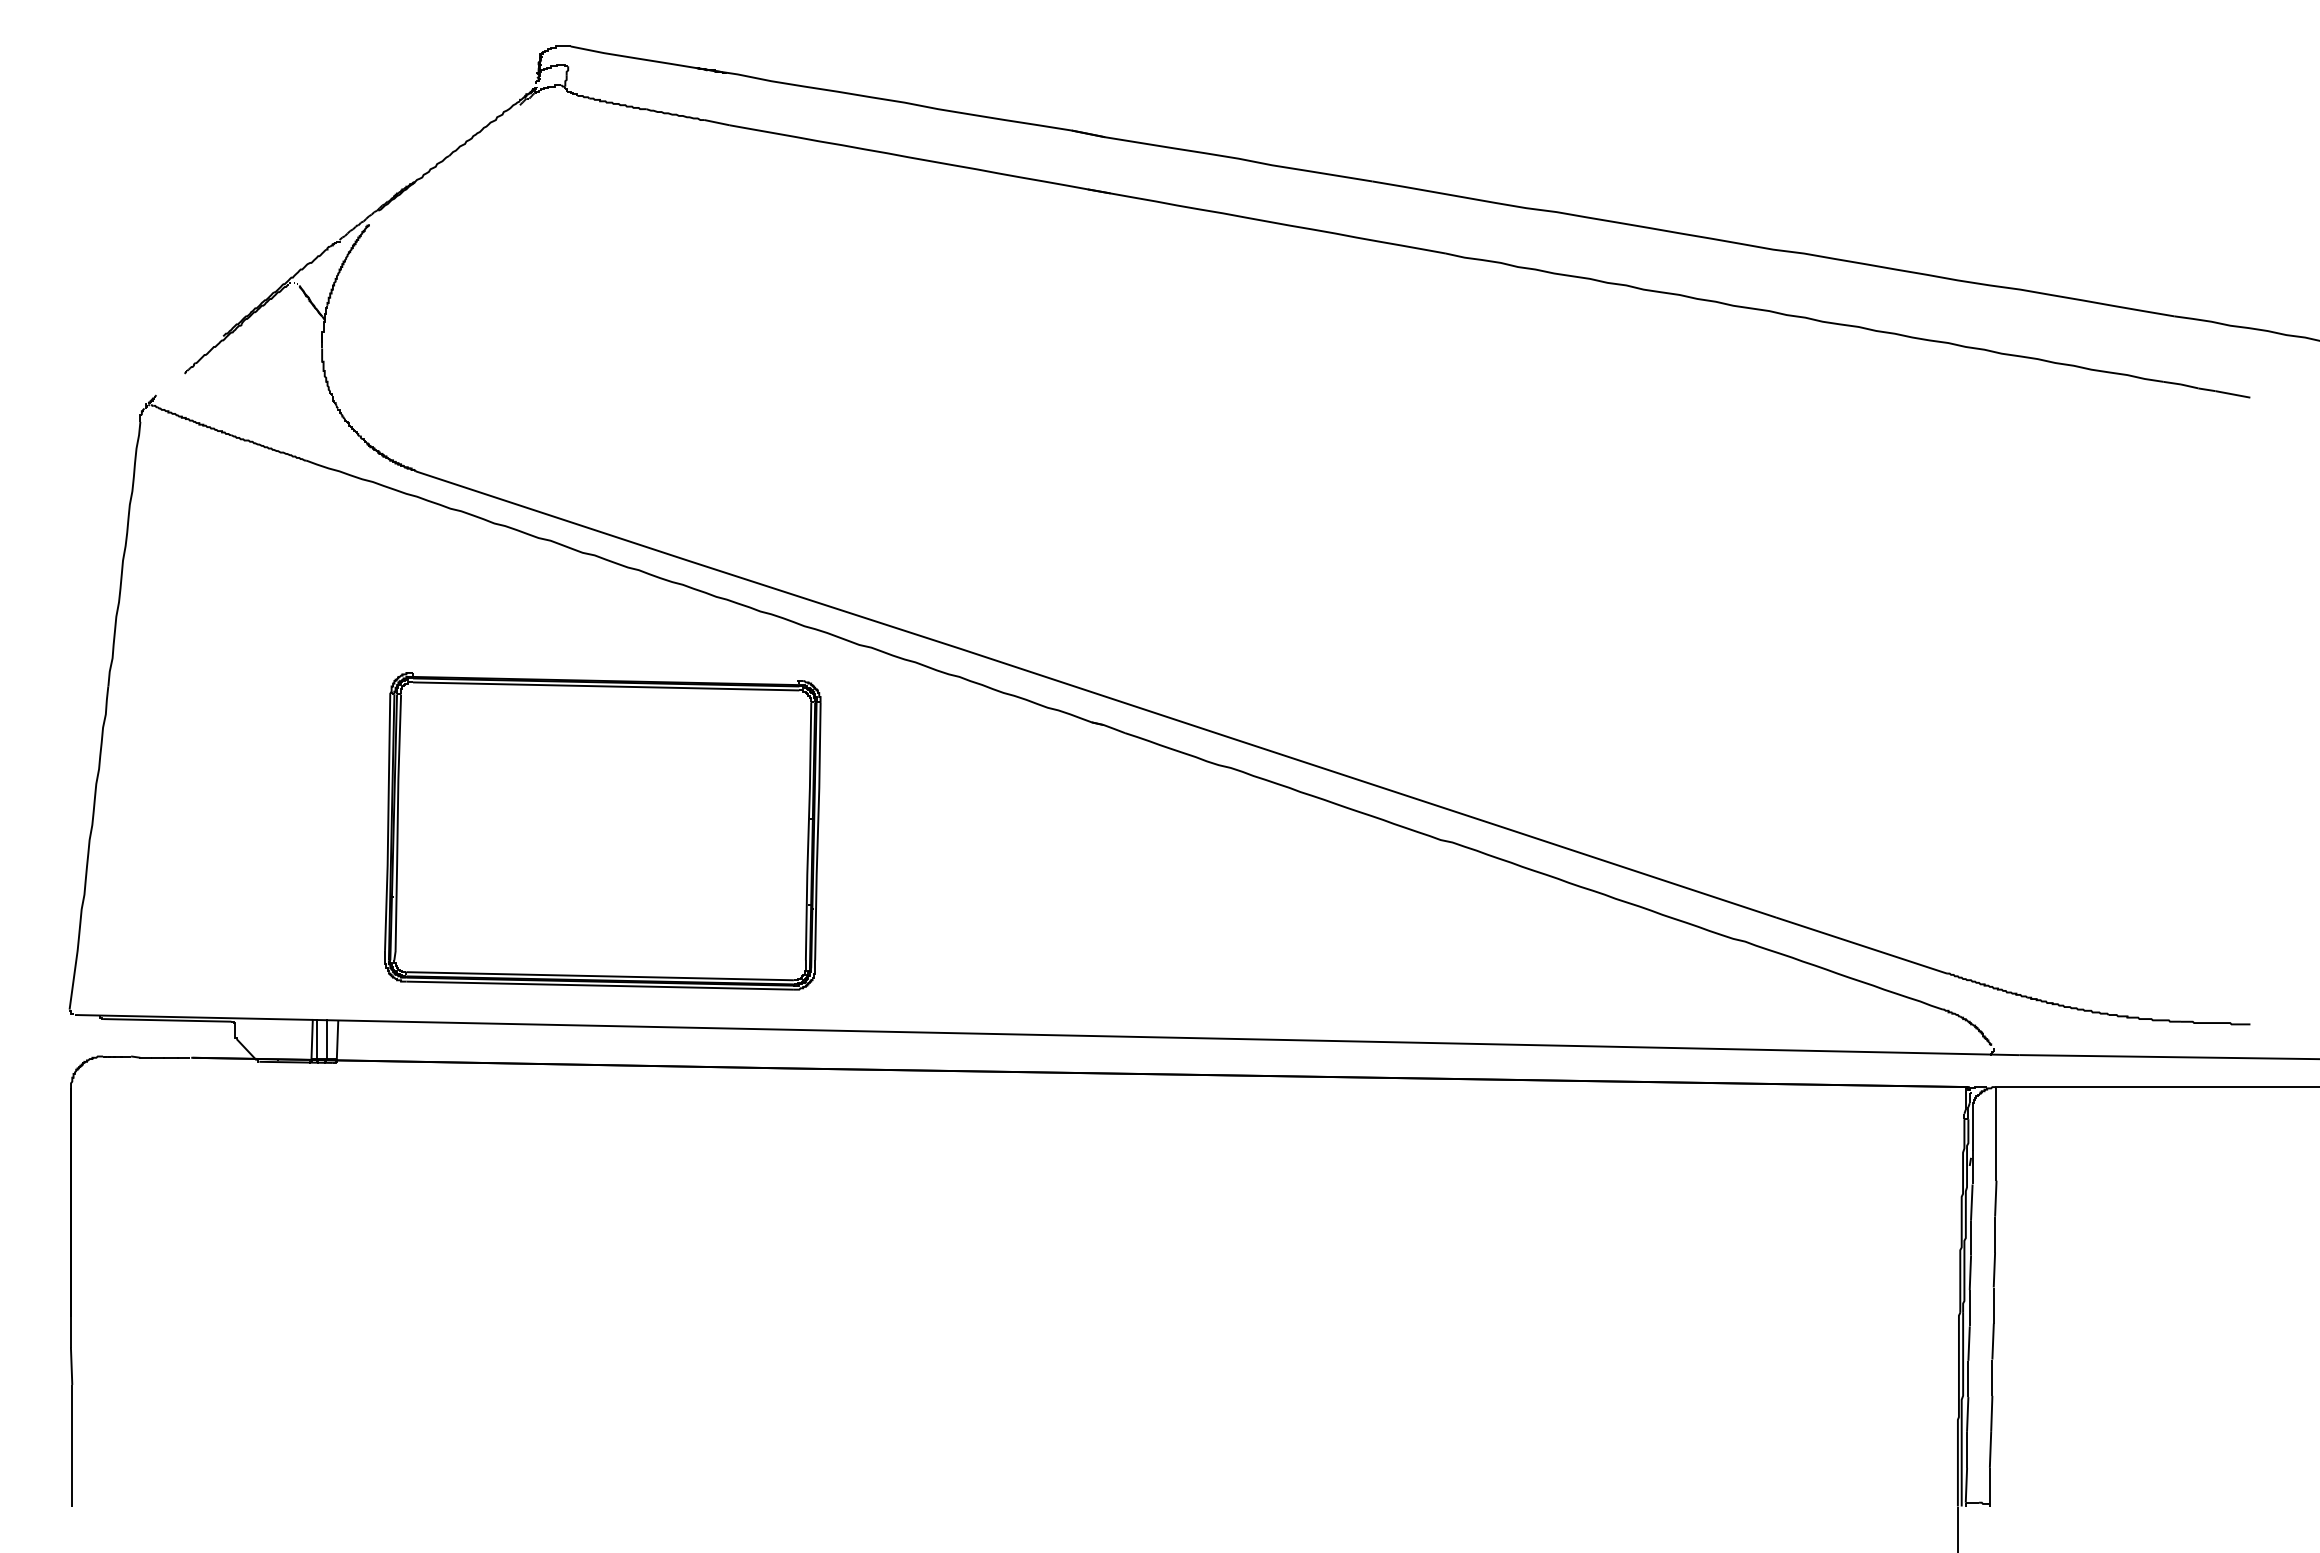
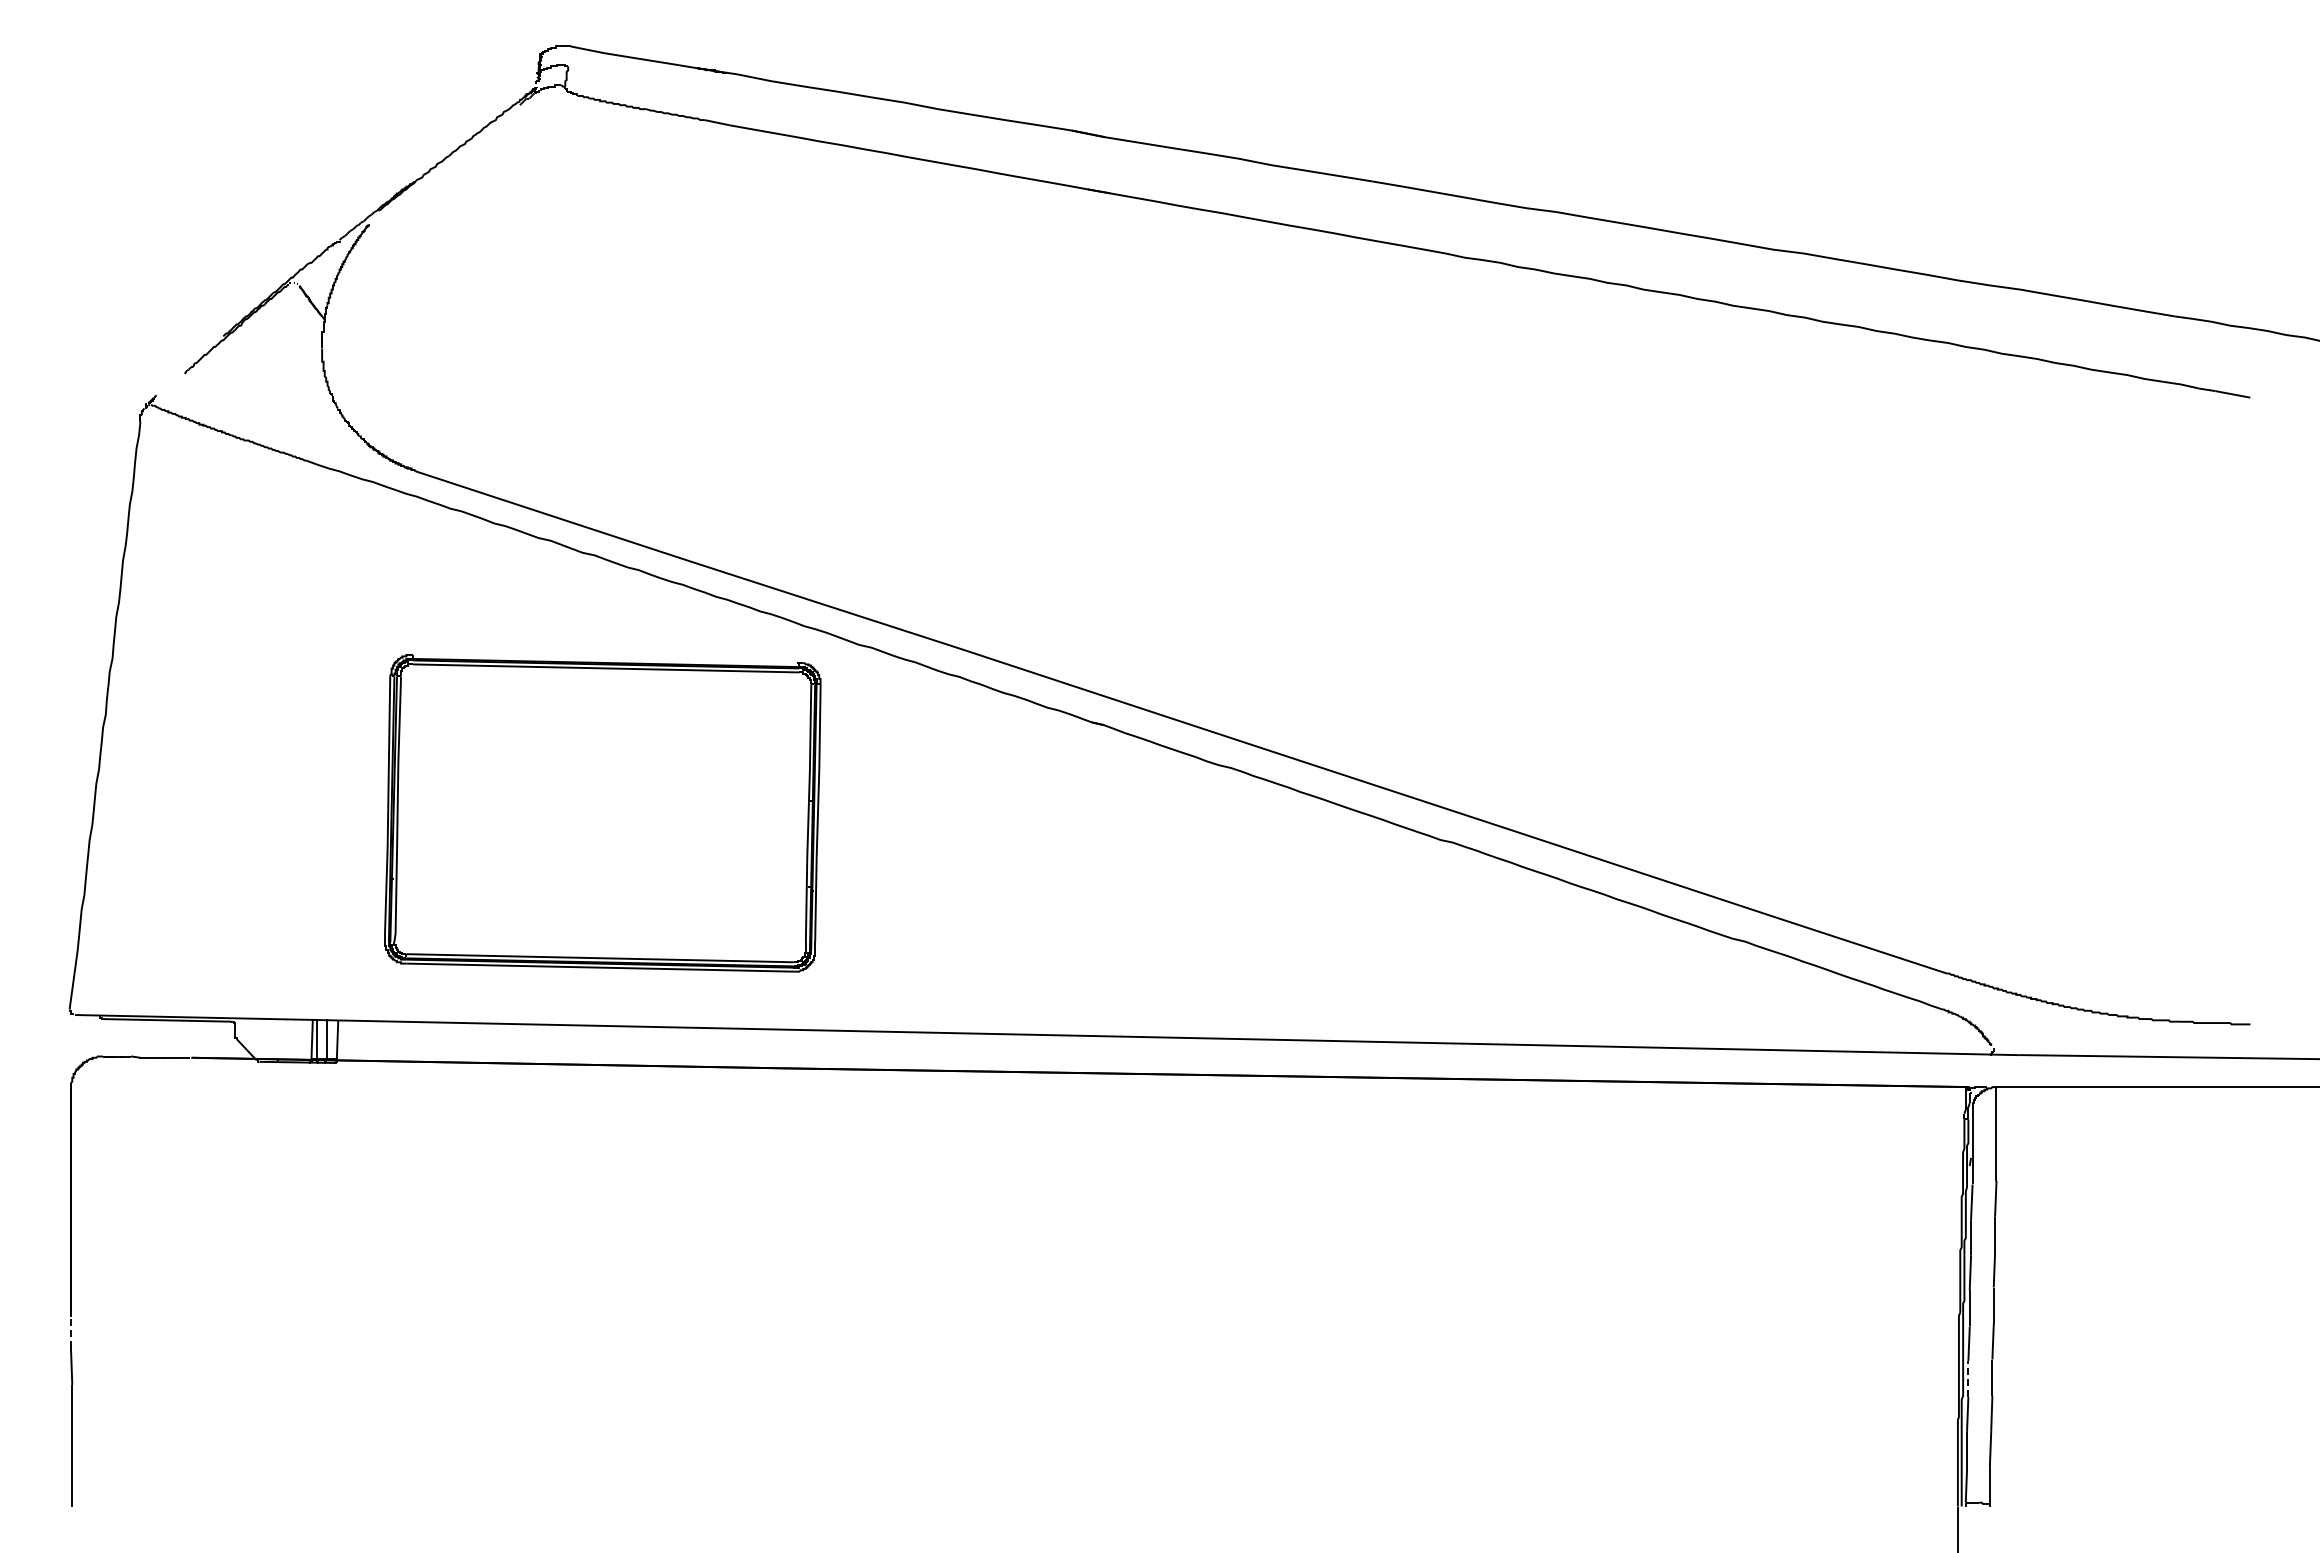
part position: (602, 831) -> (602, 813) (602, 813)
line: solid -> dashed (71, 1329)
line: solid -> dashed (1968, 1378)
